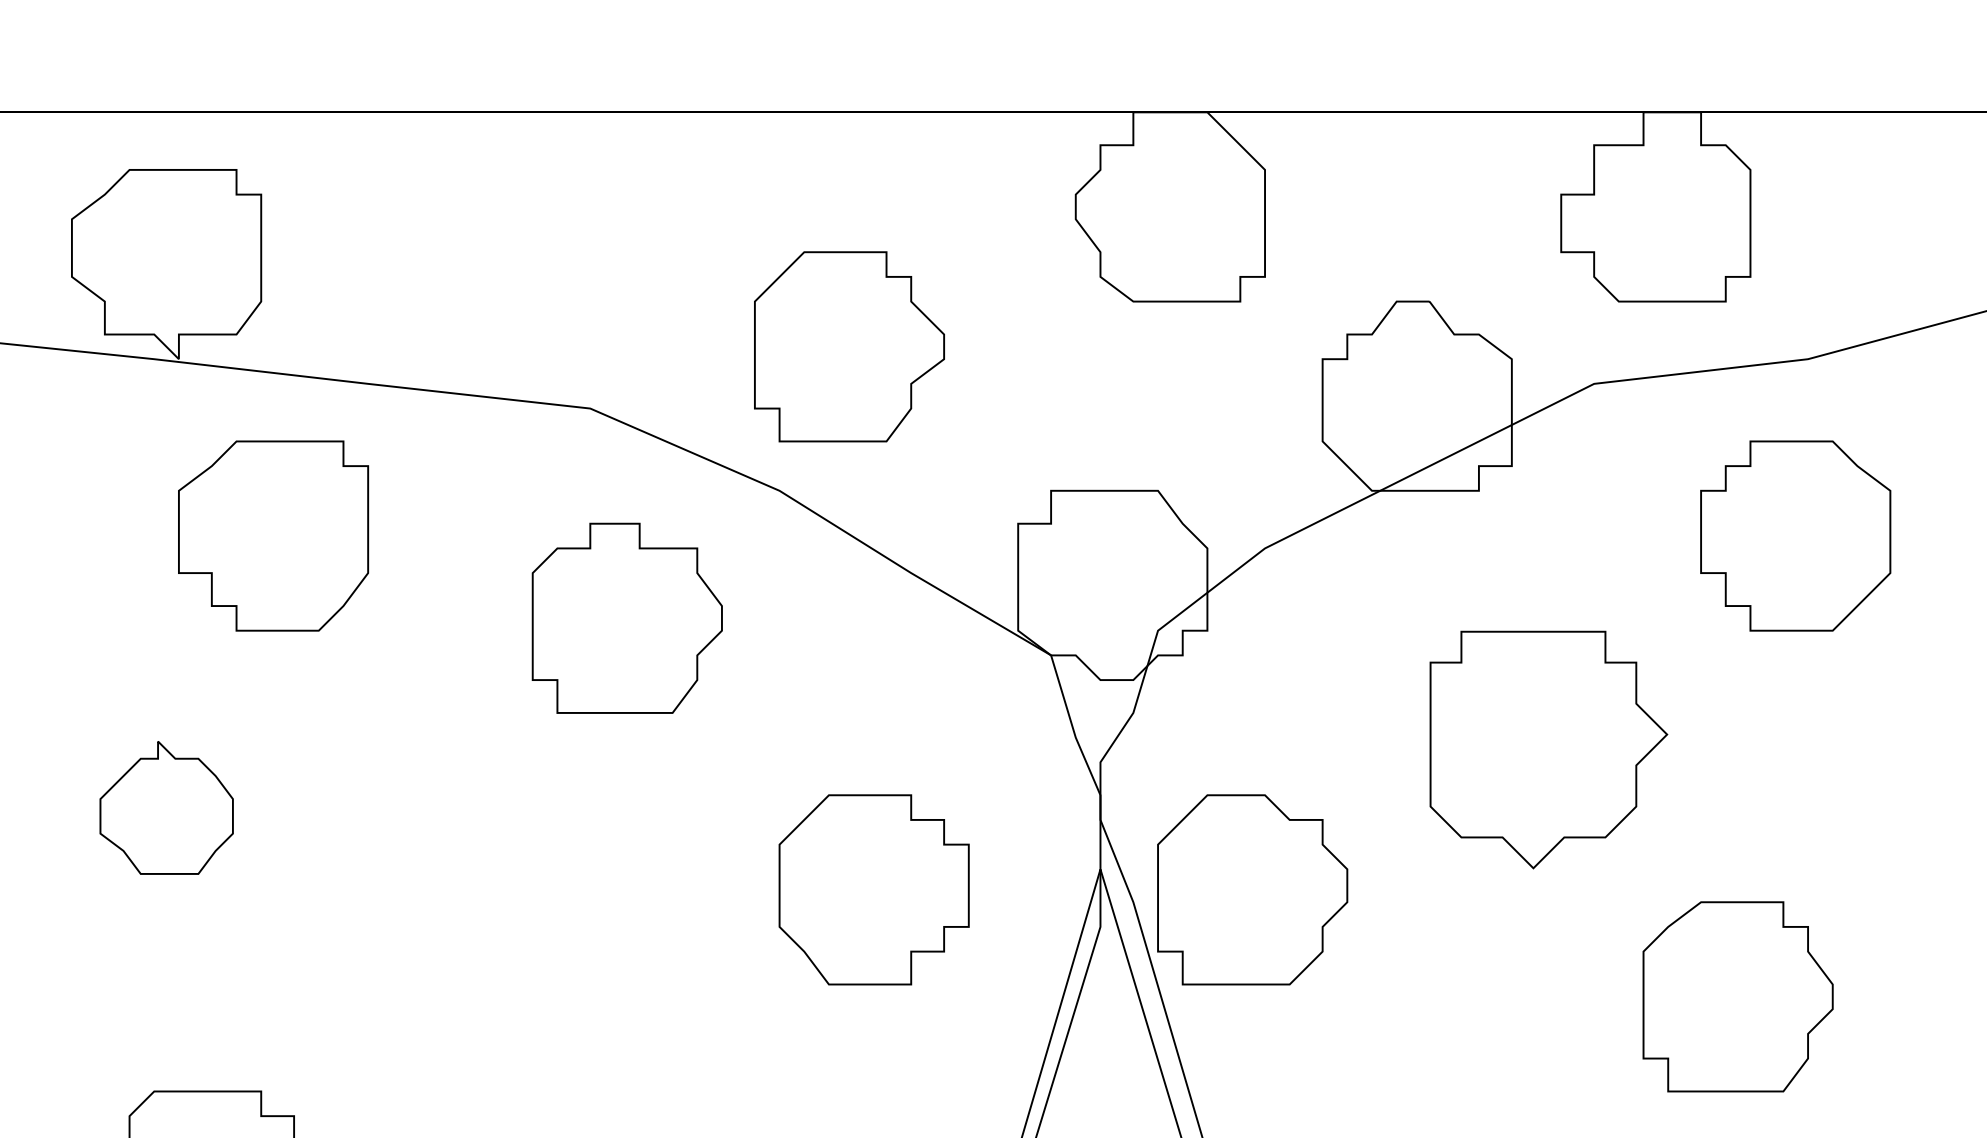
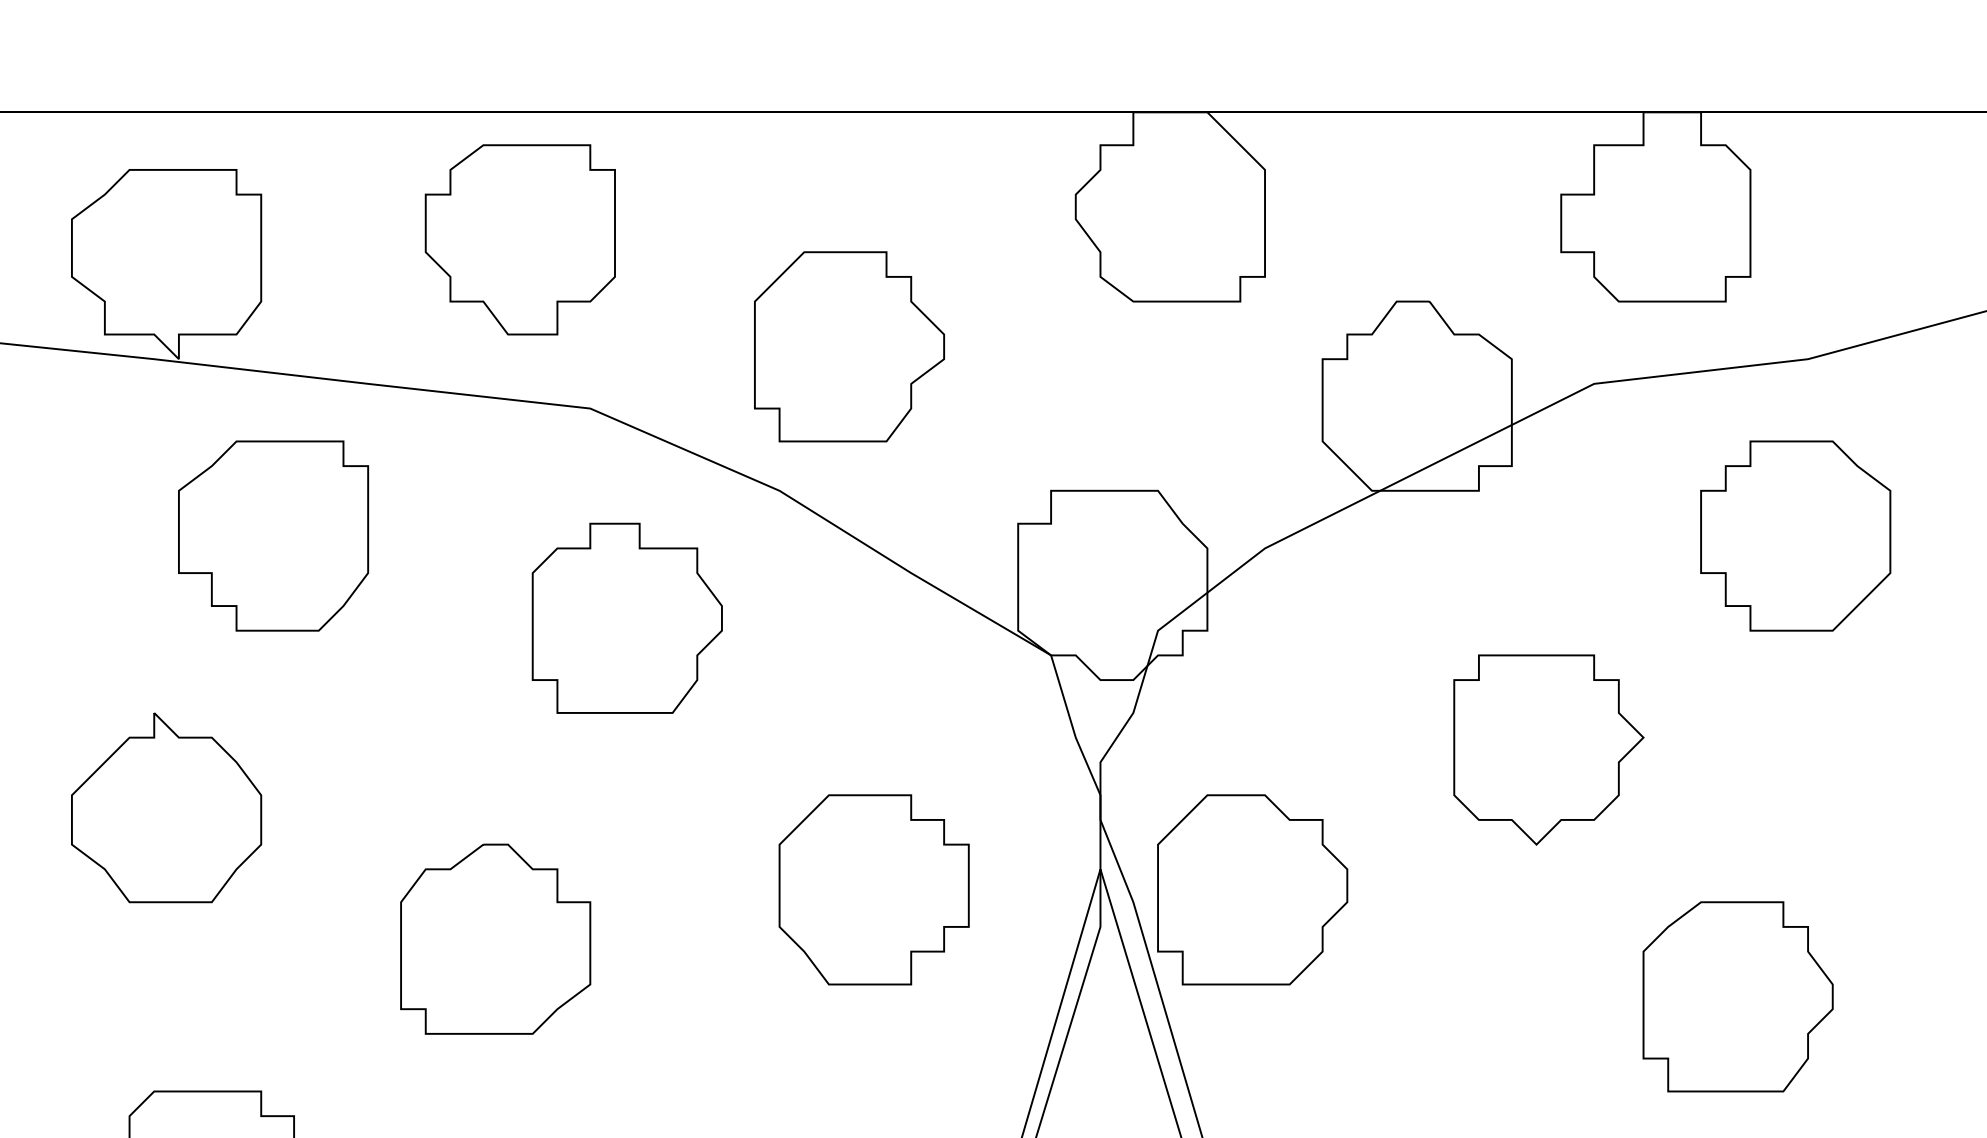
part: none -> present (519, 239)
part size: 240x240 px -> 192x192 px (1548, 749)
part size: 135x134 px -> 192x192 px (166, 807)
part: none -> present (495, 938)
